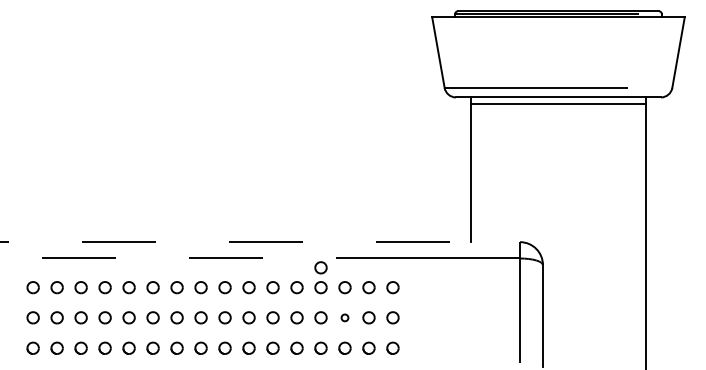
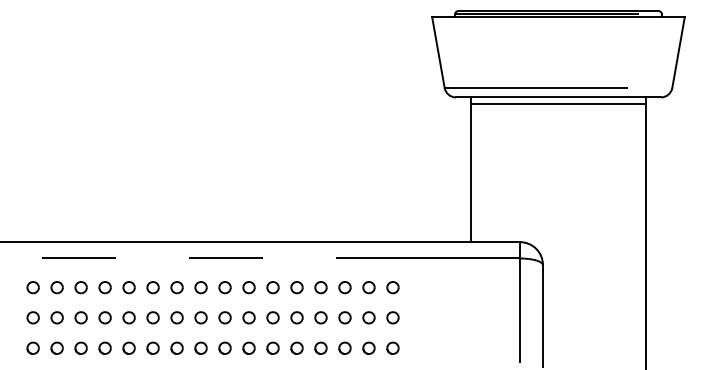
line: dashed -> solid (260, 242)
part: present -> none (320, 267)
part size: 10x10 px -> 14x14 px (344, 317)
